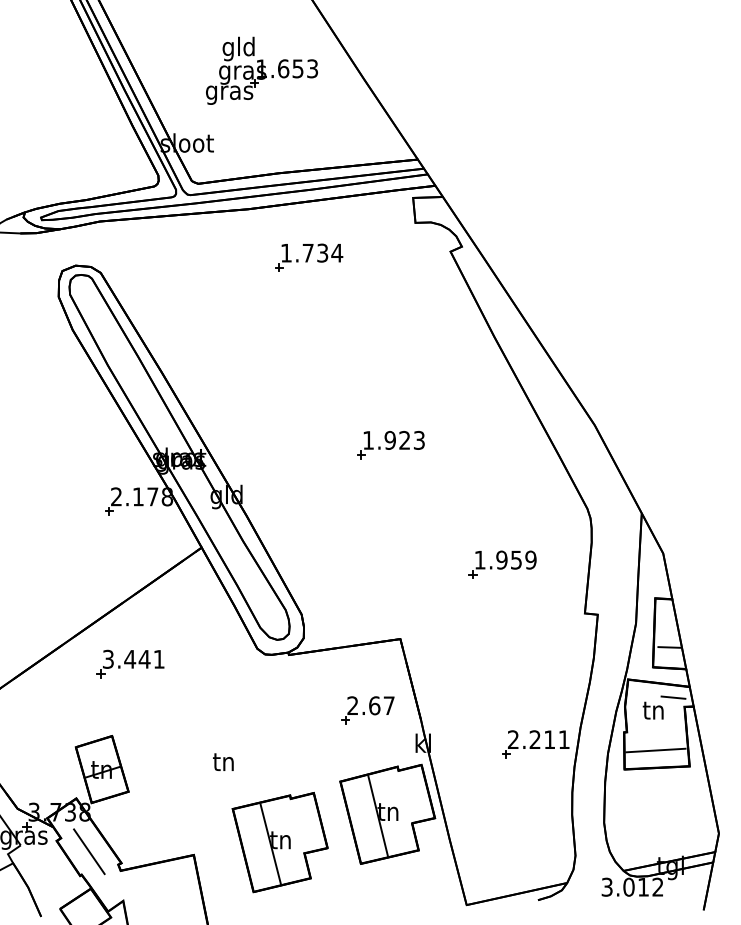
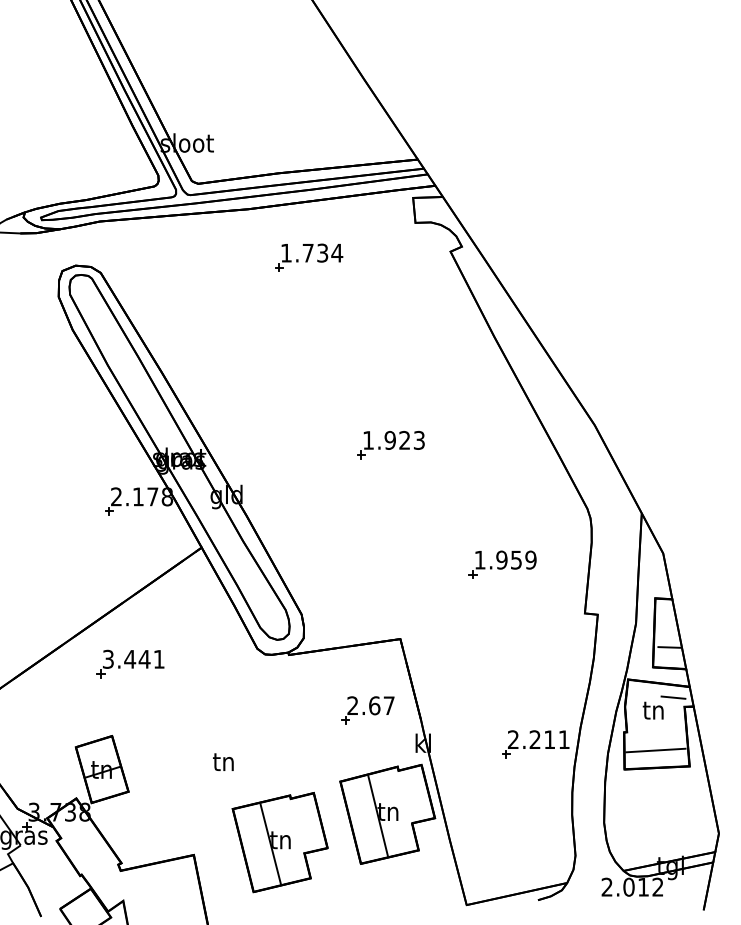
part: present -> none (261, 70)
line: present -> none (89, 851)
text: 3.012 -> 2.012 (606, 887)
